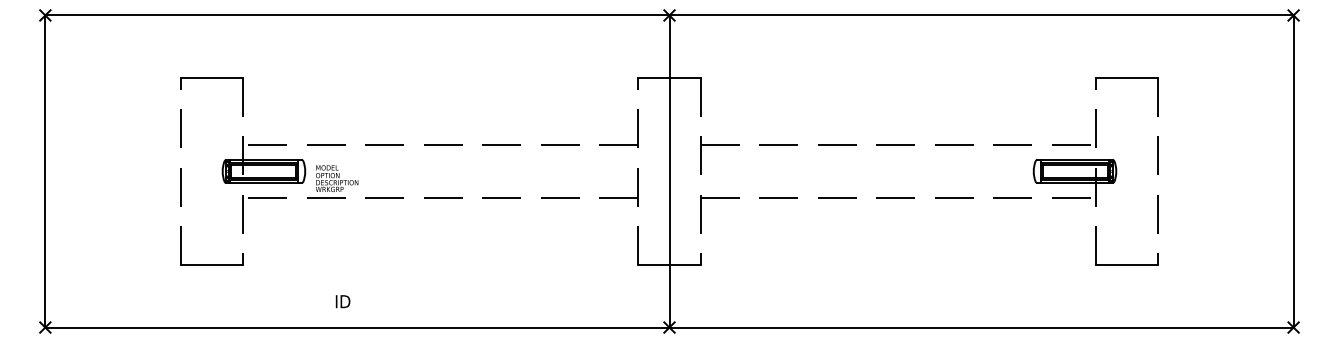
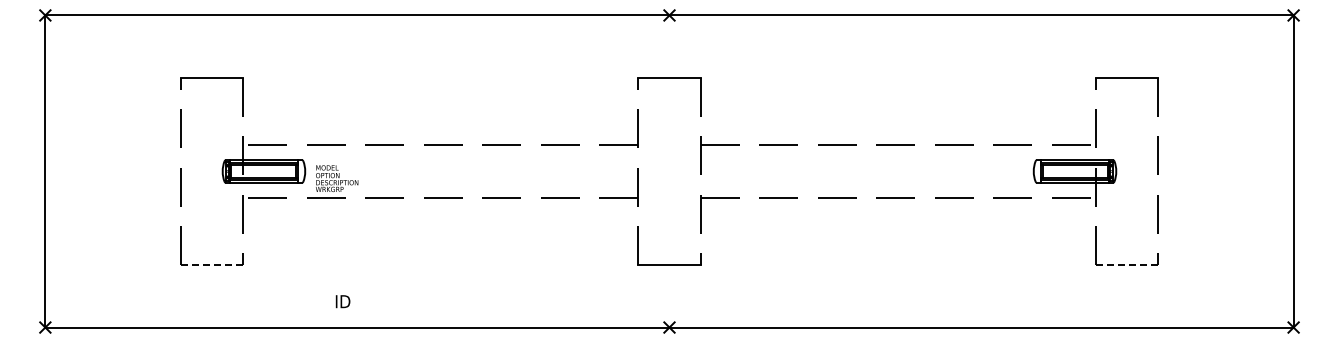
line: present -> none (669, 171)
line: solid -> dashed (211, 265)
line: solid -> dashed (1126, 265)
